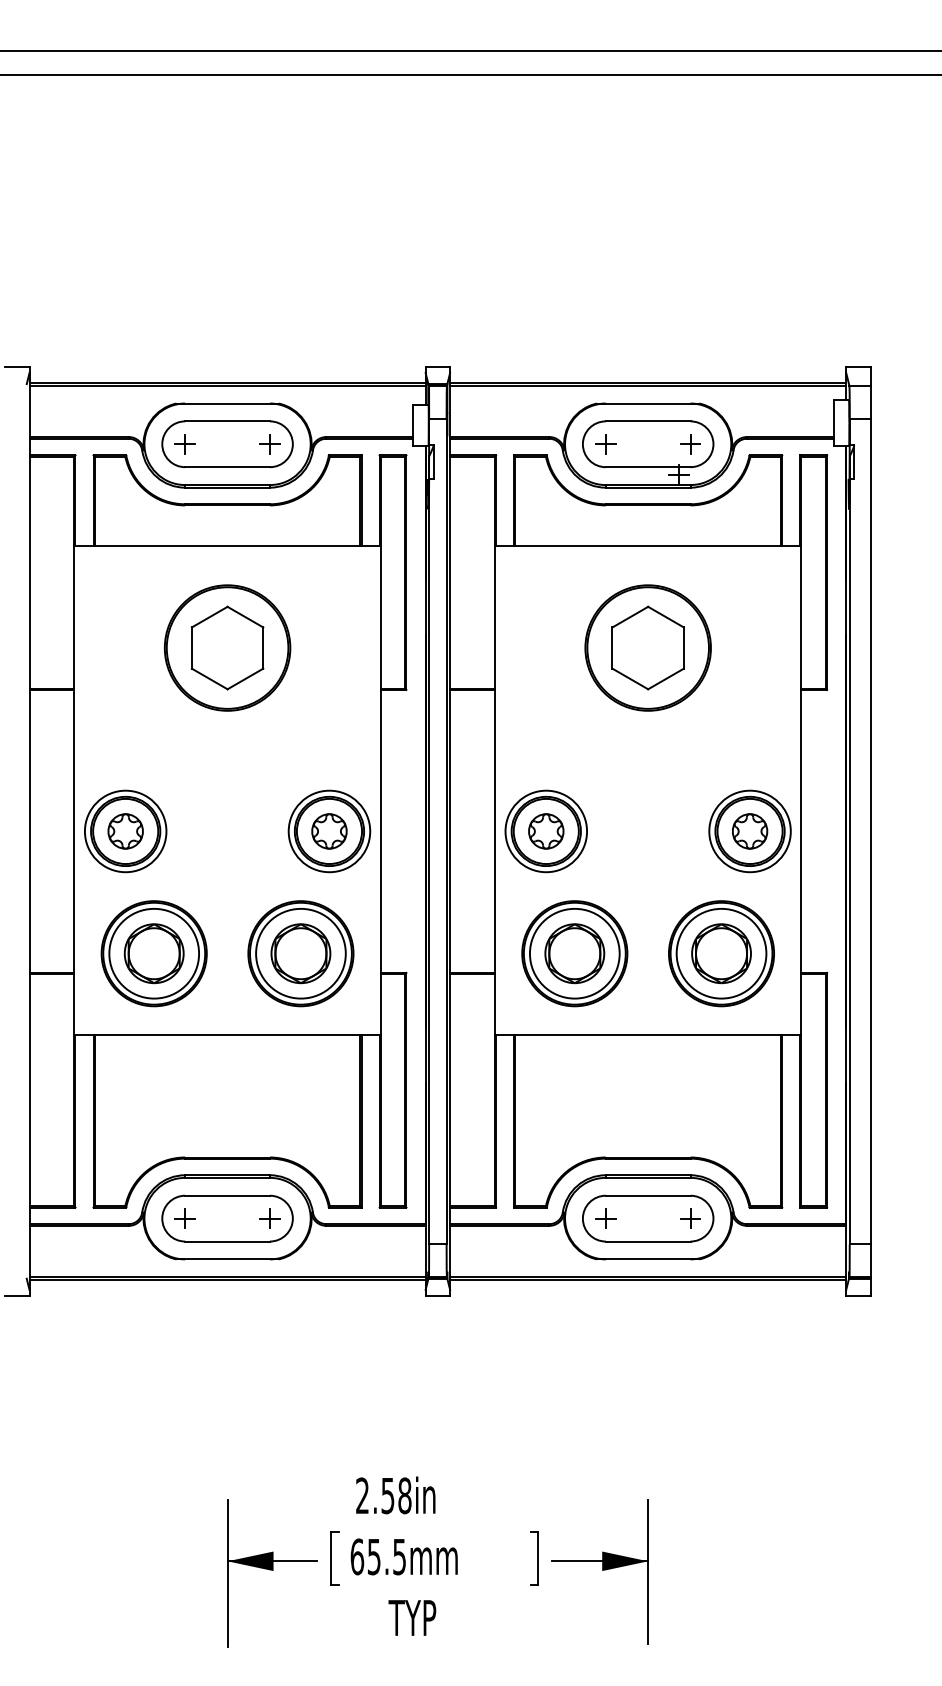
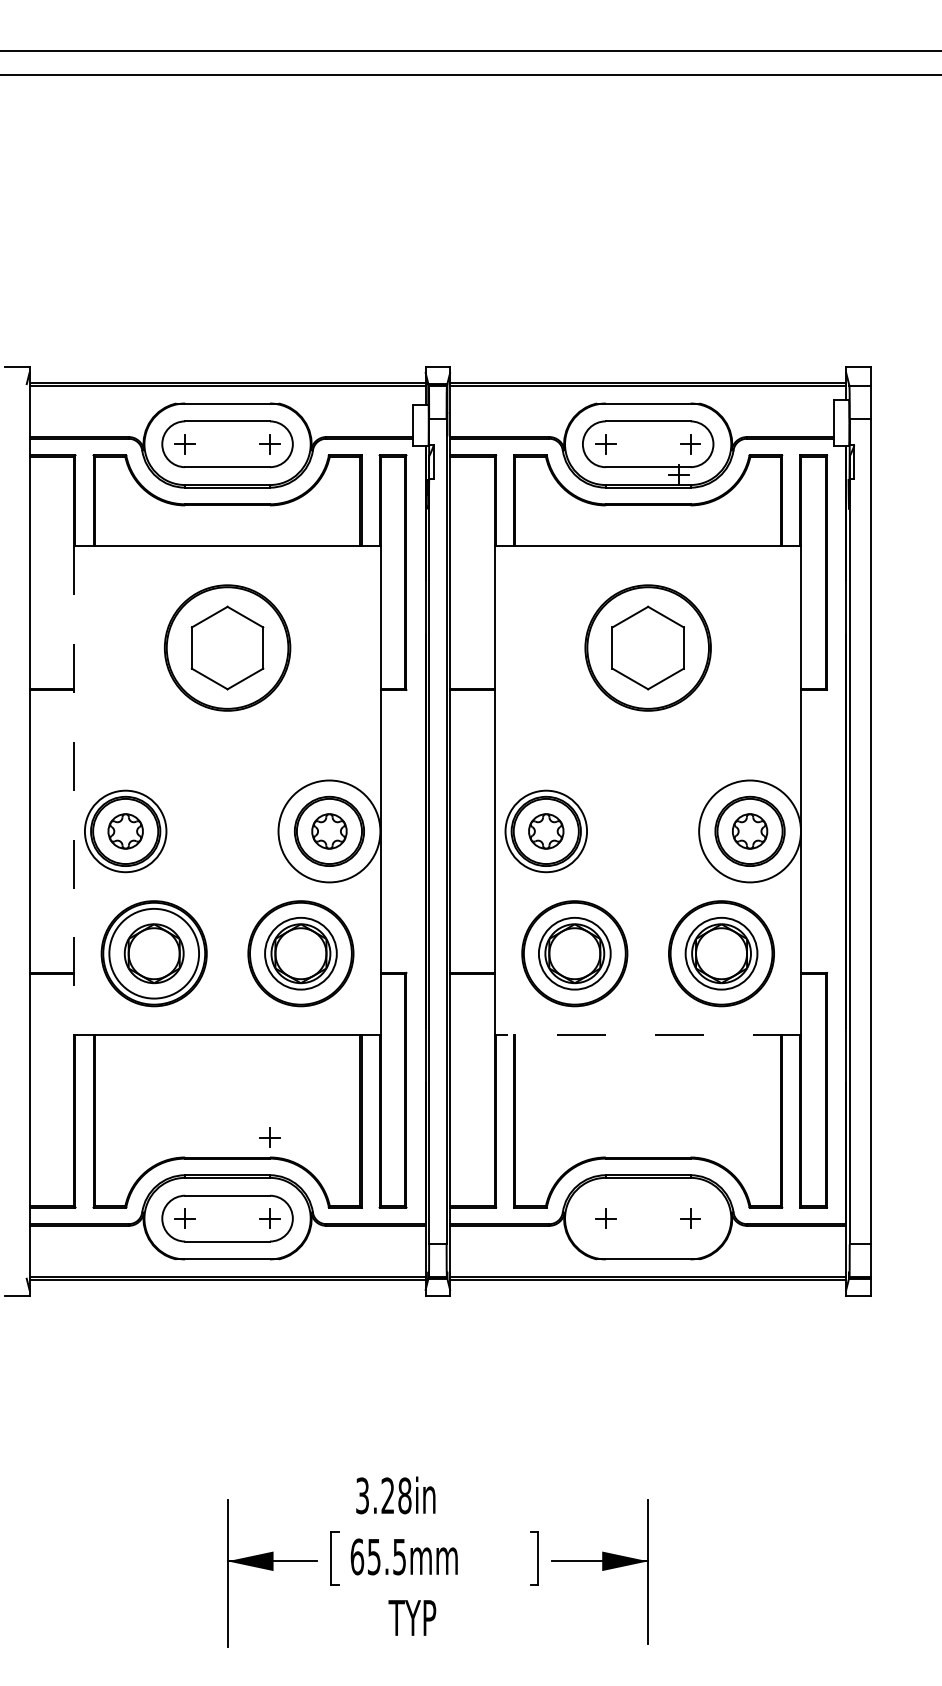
line: solid -> dashed (74, 790)
circle diameter: 82 px -> 102 px (329, 831)
circle diameter: 82 px -> 102 px (750, 831)
circle diameter: 90 px -> 72 px (300, 953)
circle diameter: 90 px -> 72 px (574, 953)
circle diameter: 90 px -> 72 px (721, 953)
line: solid -> dashed (647, 1035)
part: none -> present (269, 1137)
part: present -> none (648, 1218)
text: 2.58in -> 3.28in (375, 1495)
